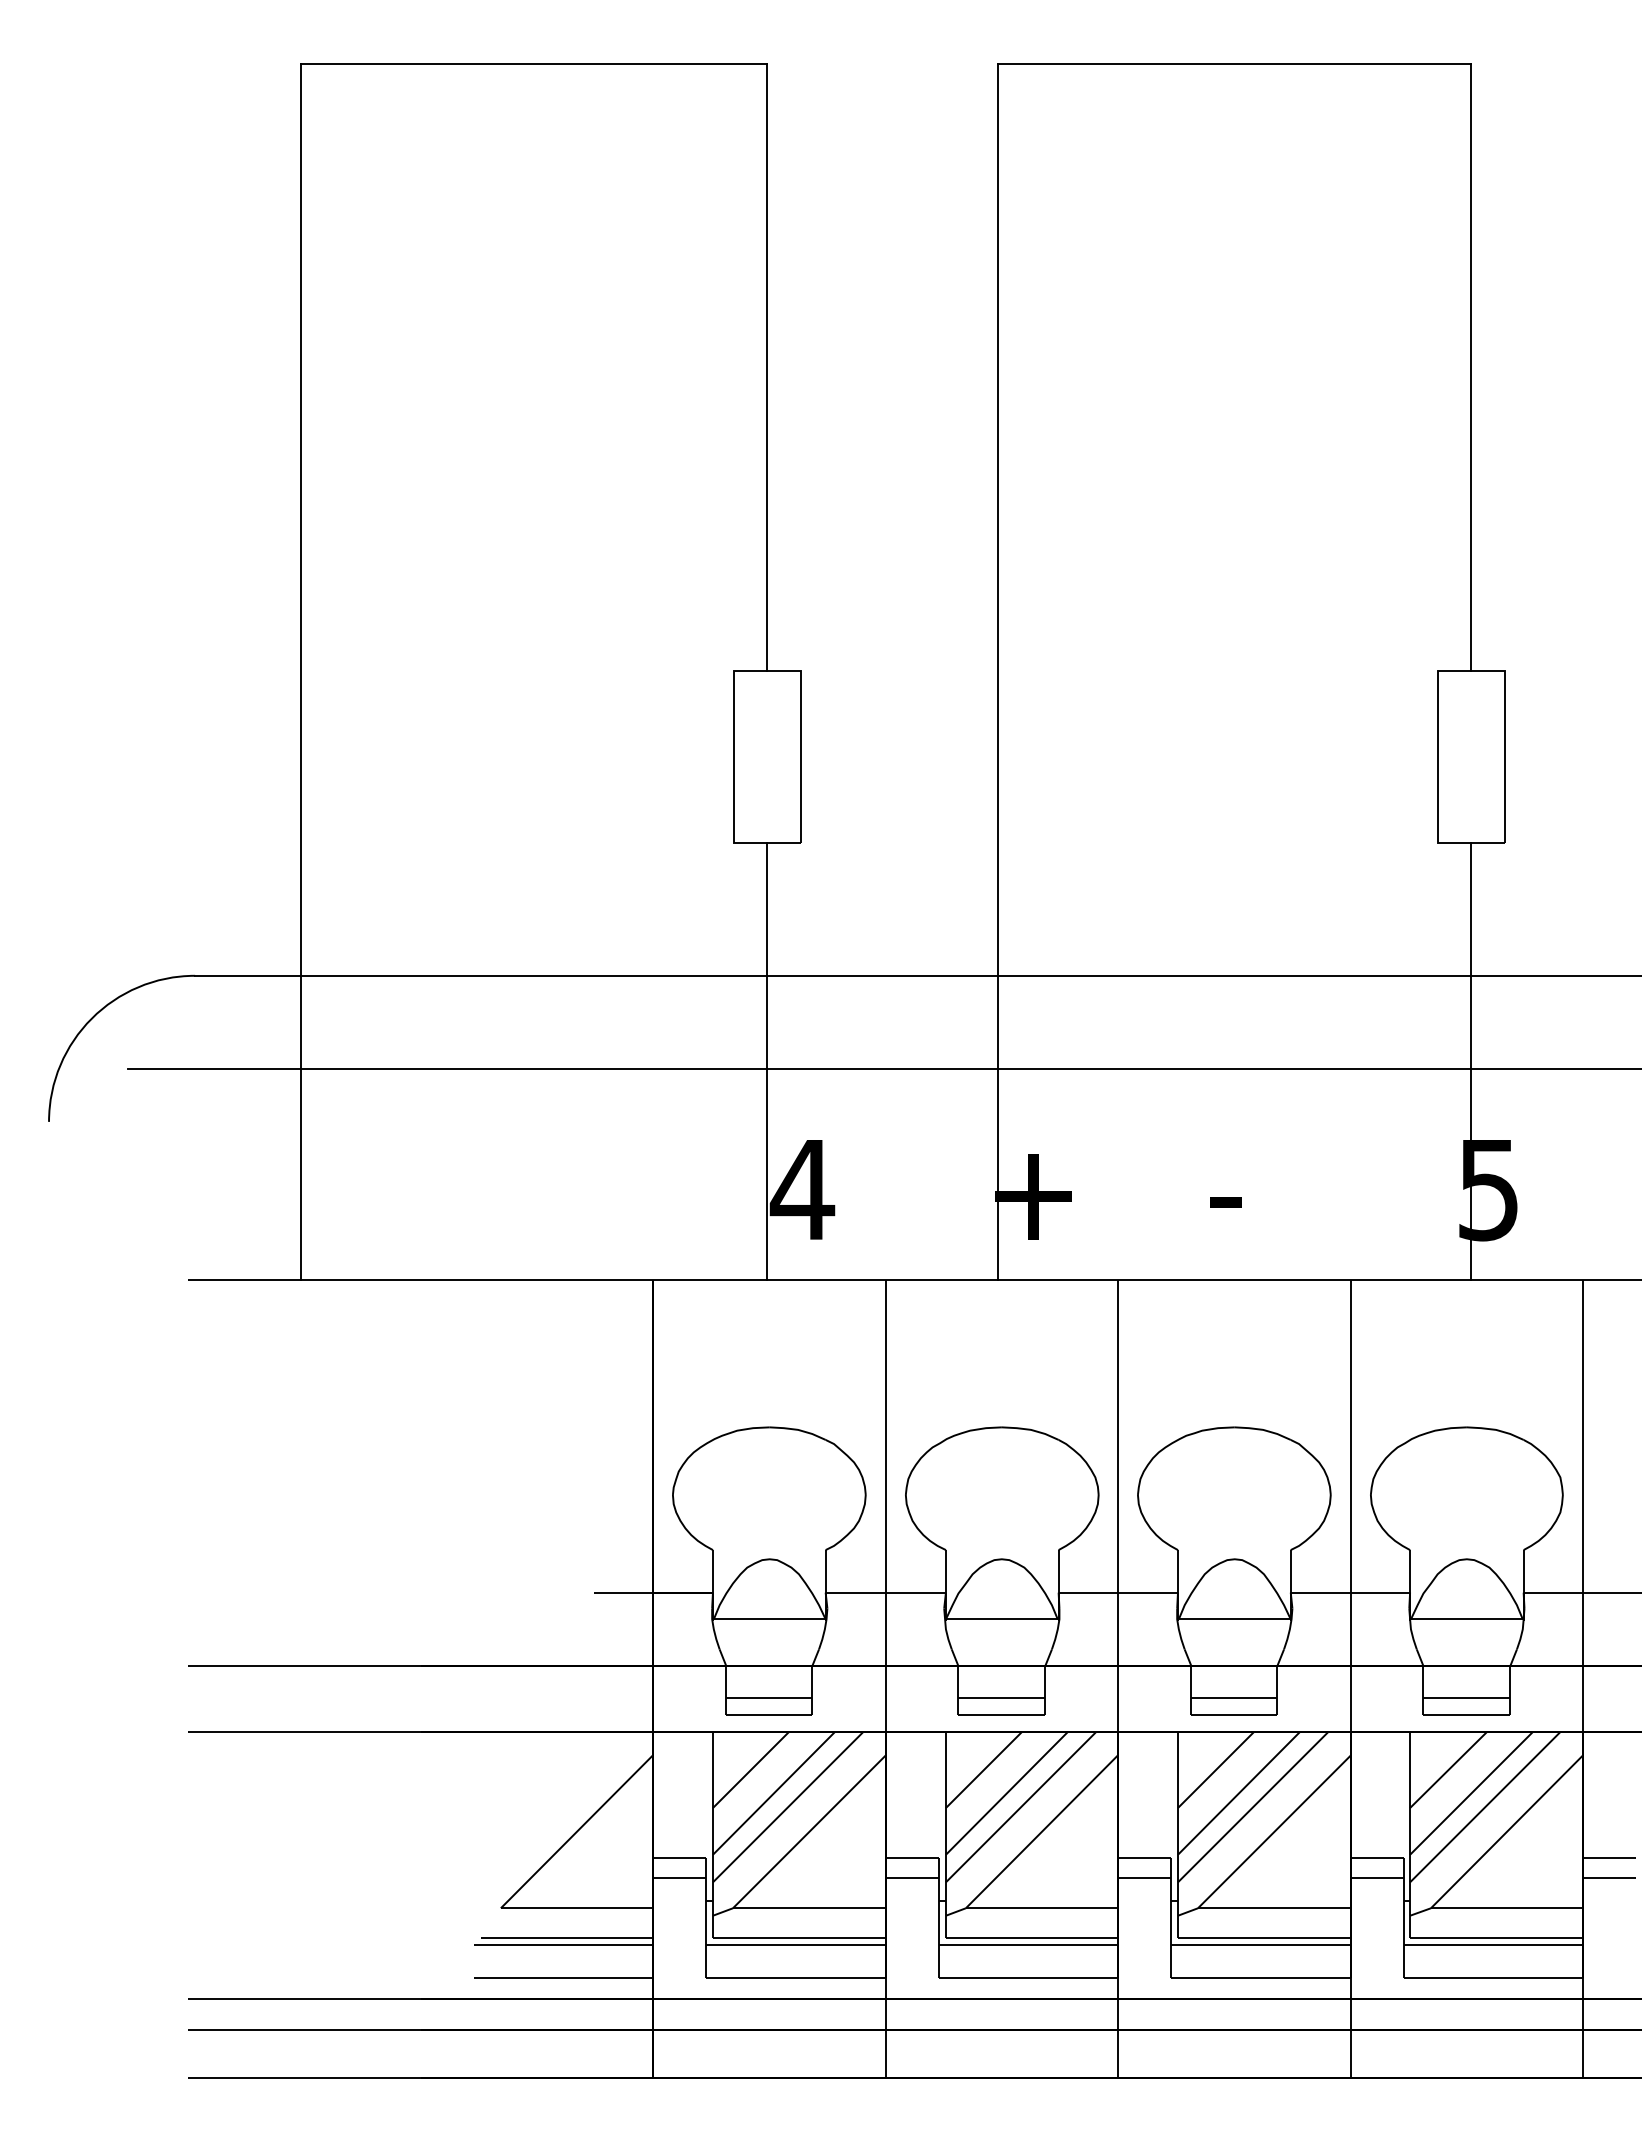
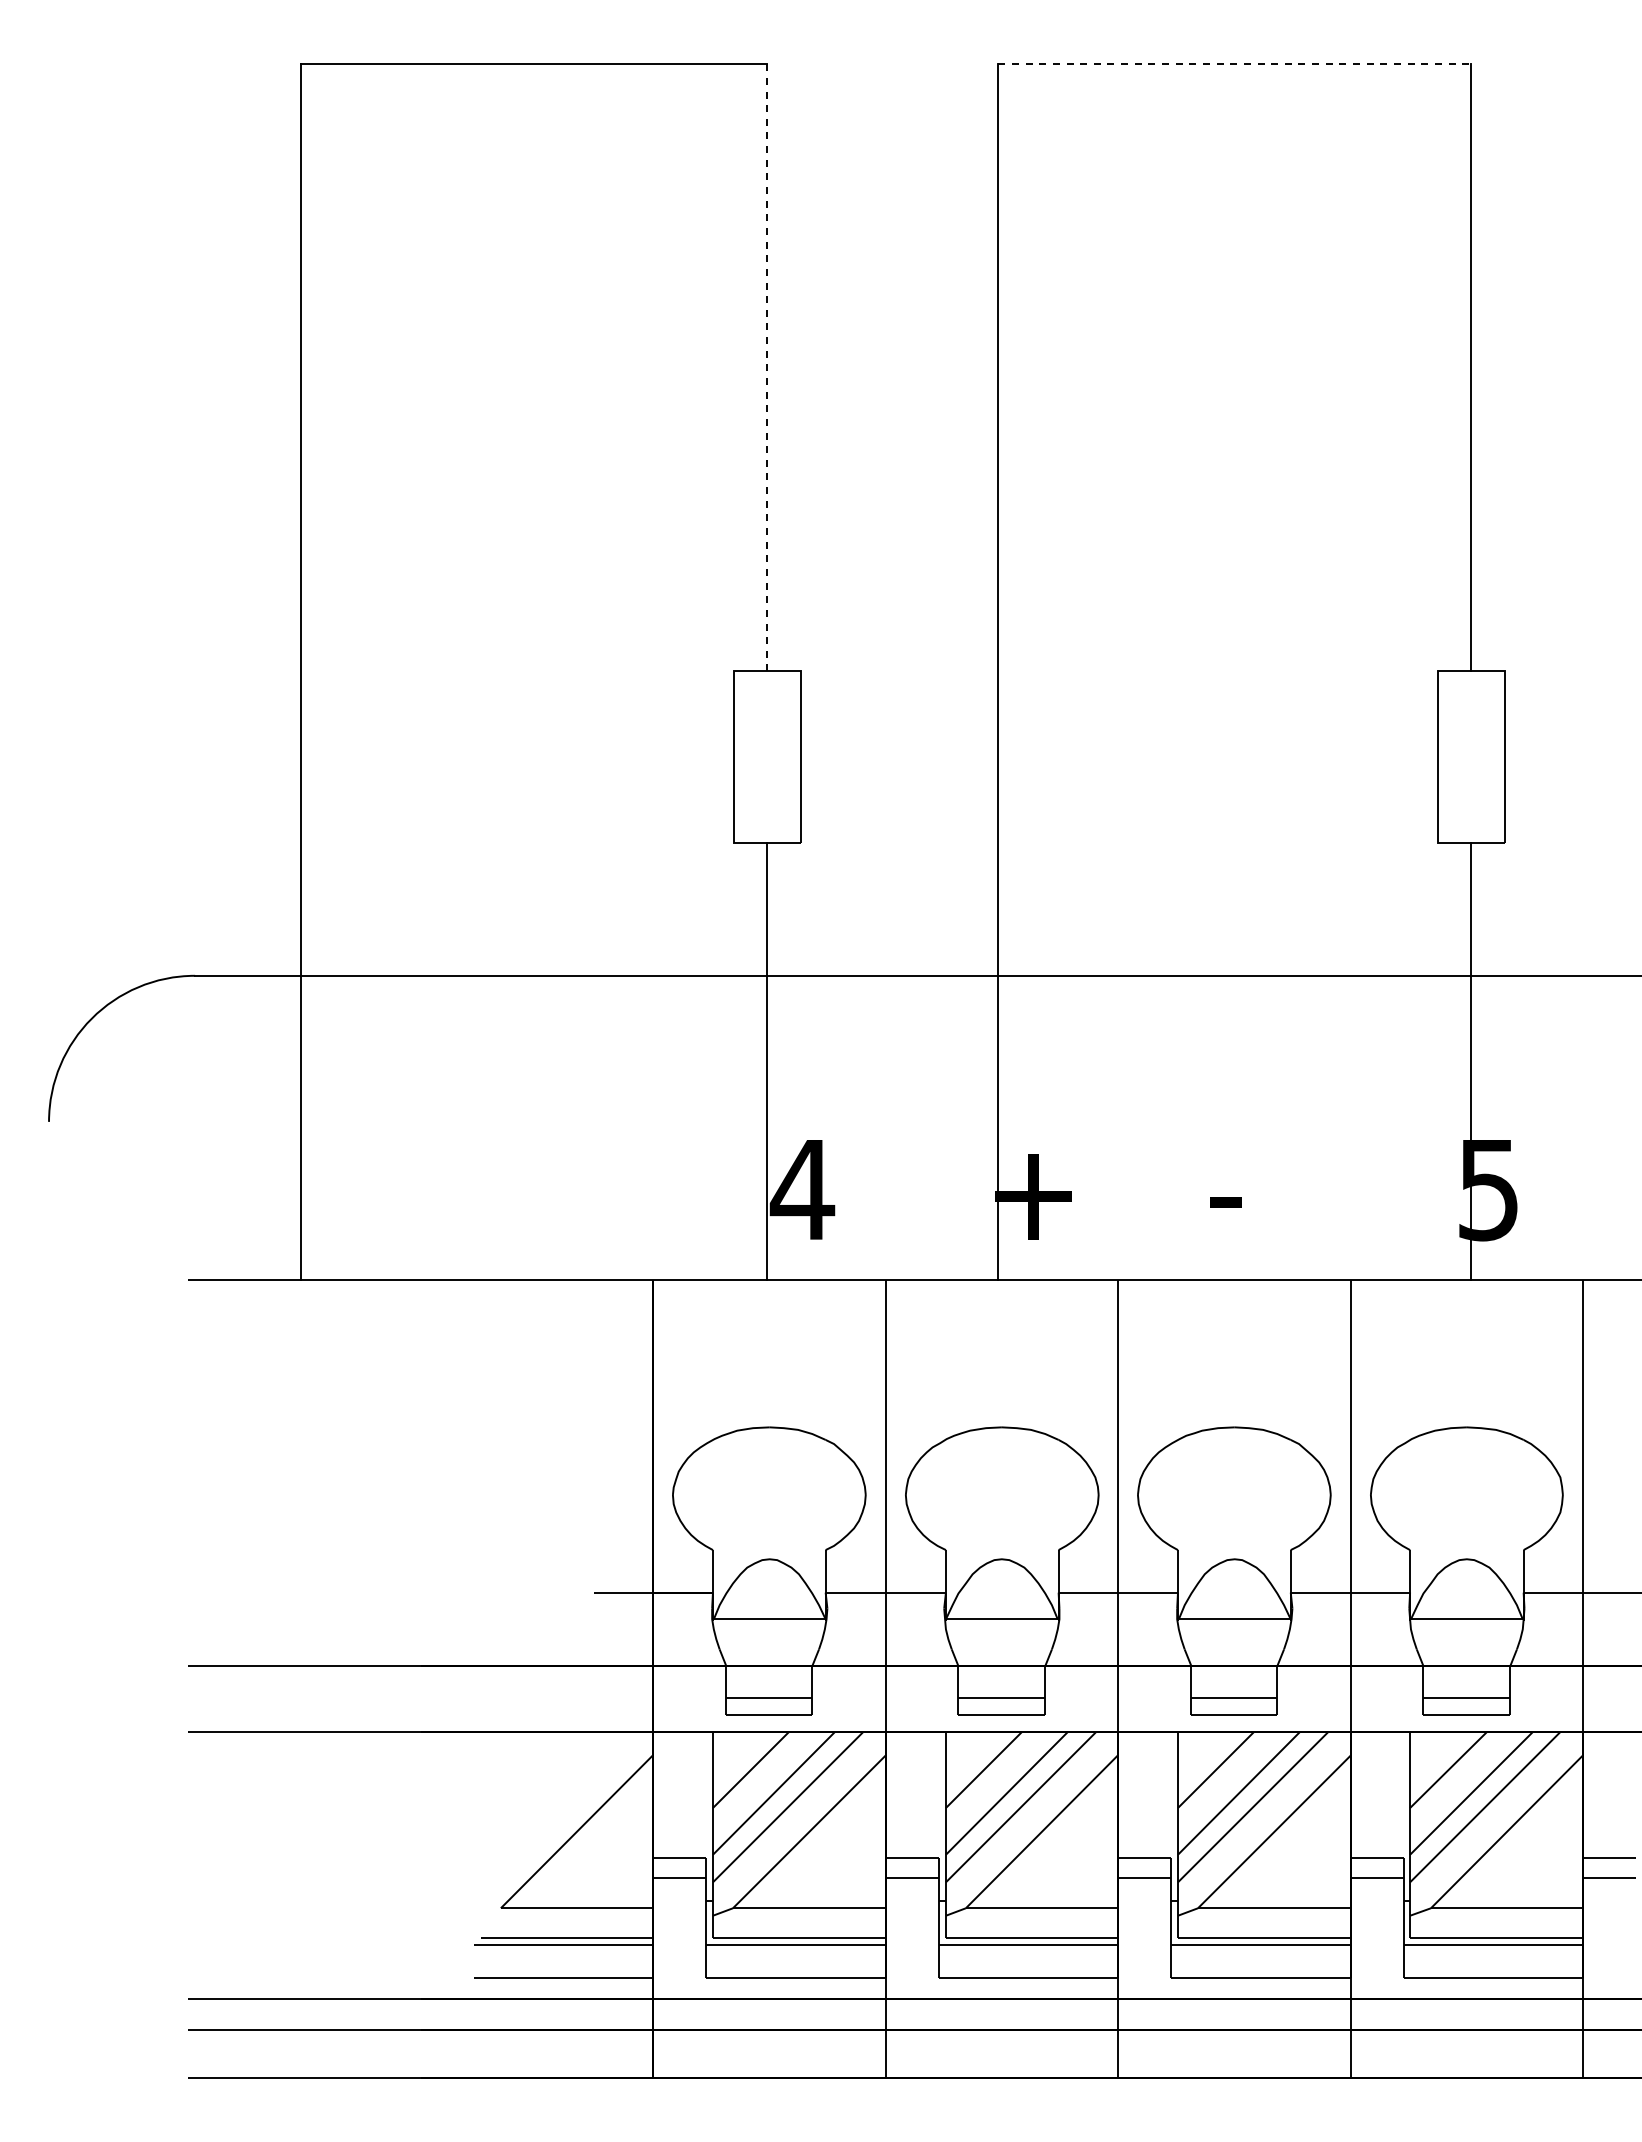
line: solid -> dashed (1234, 64)
line: solid -> dashed (767, 367)
line: present -> none (883, 1068)
